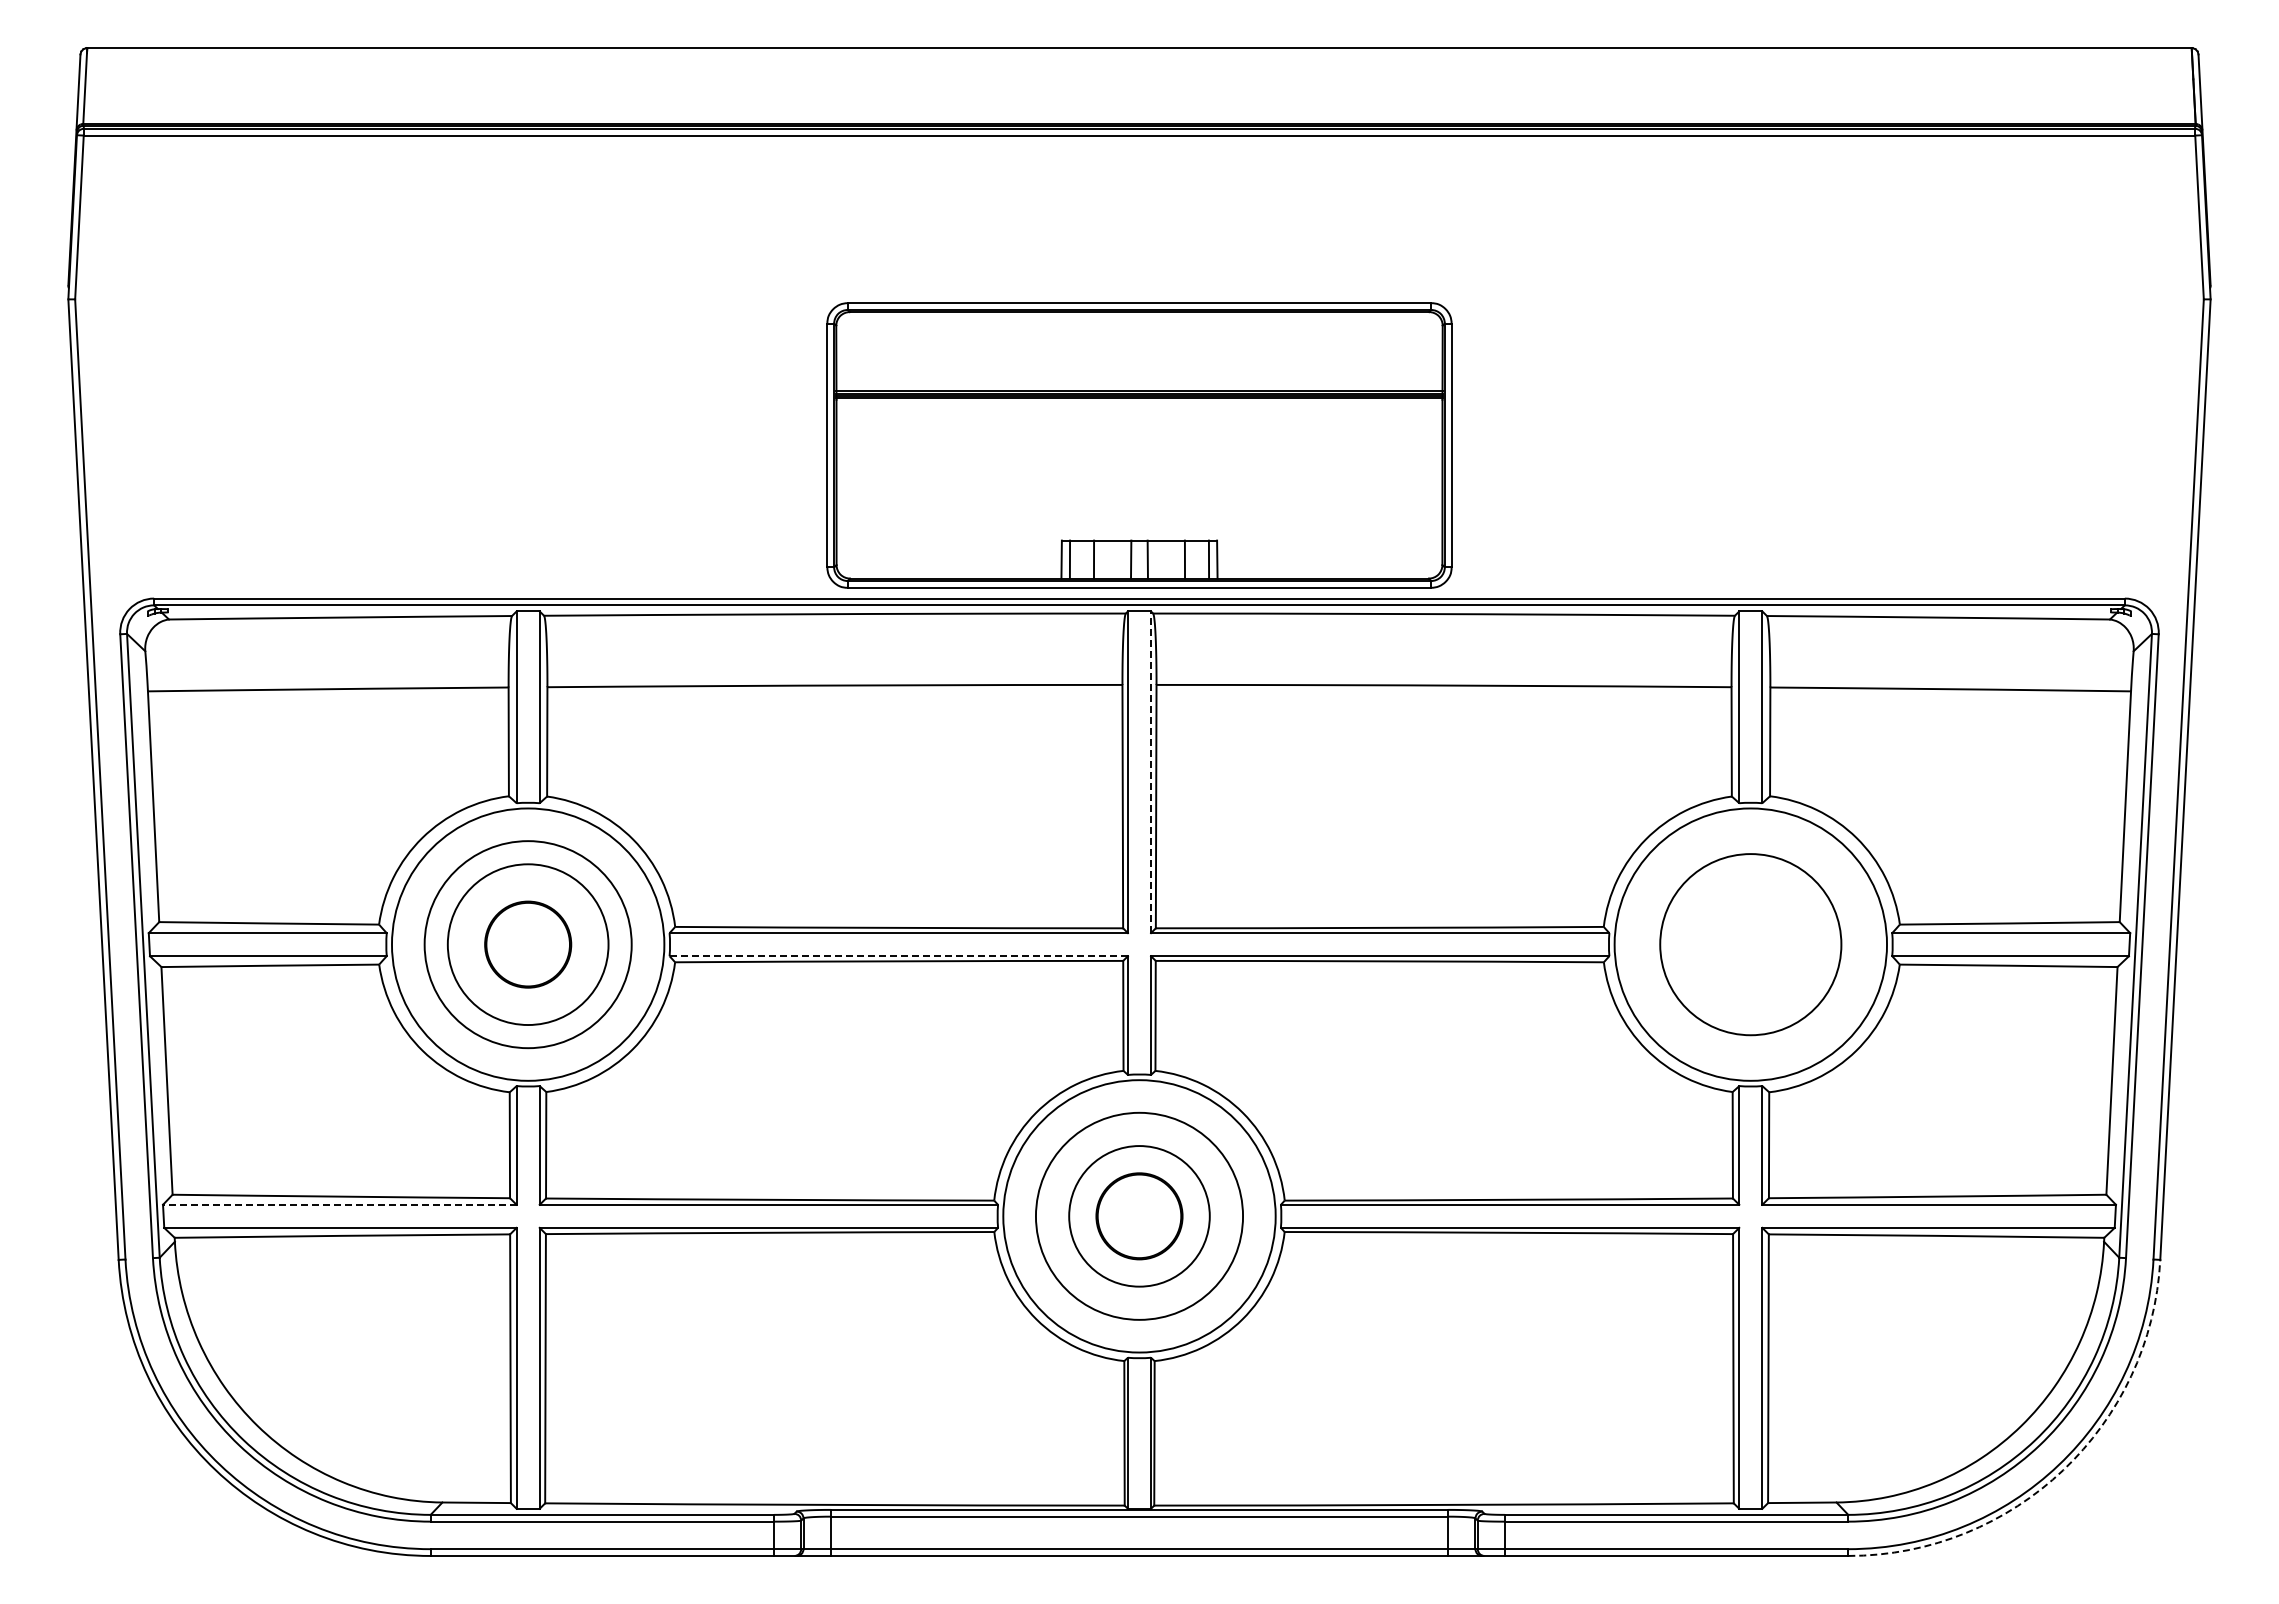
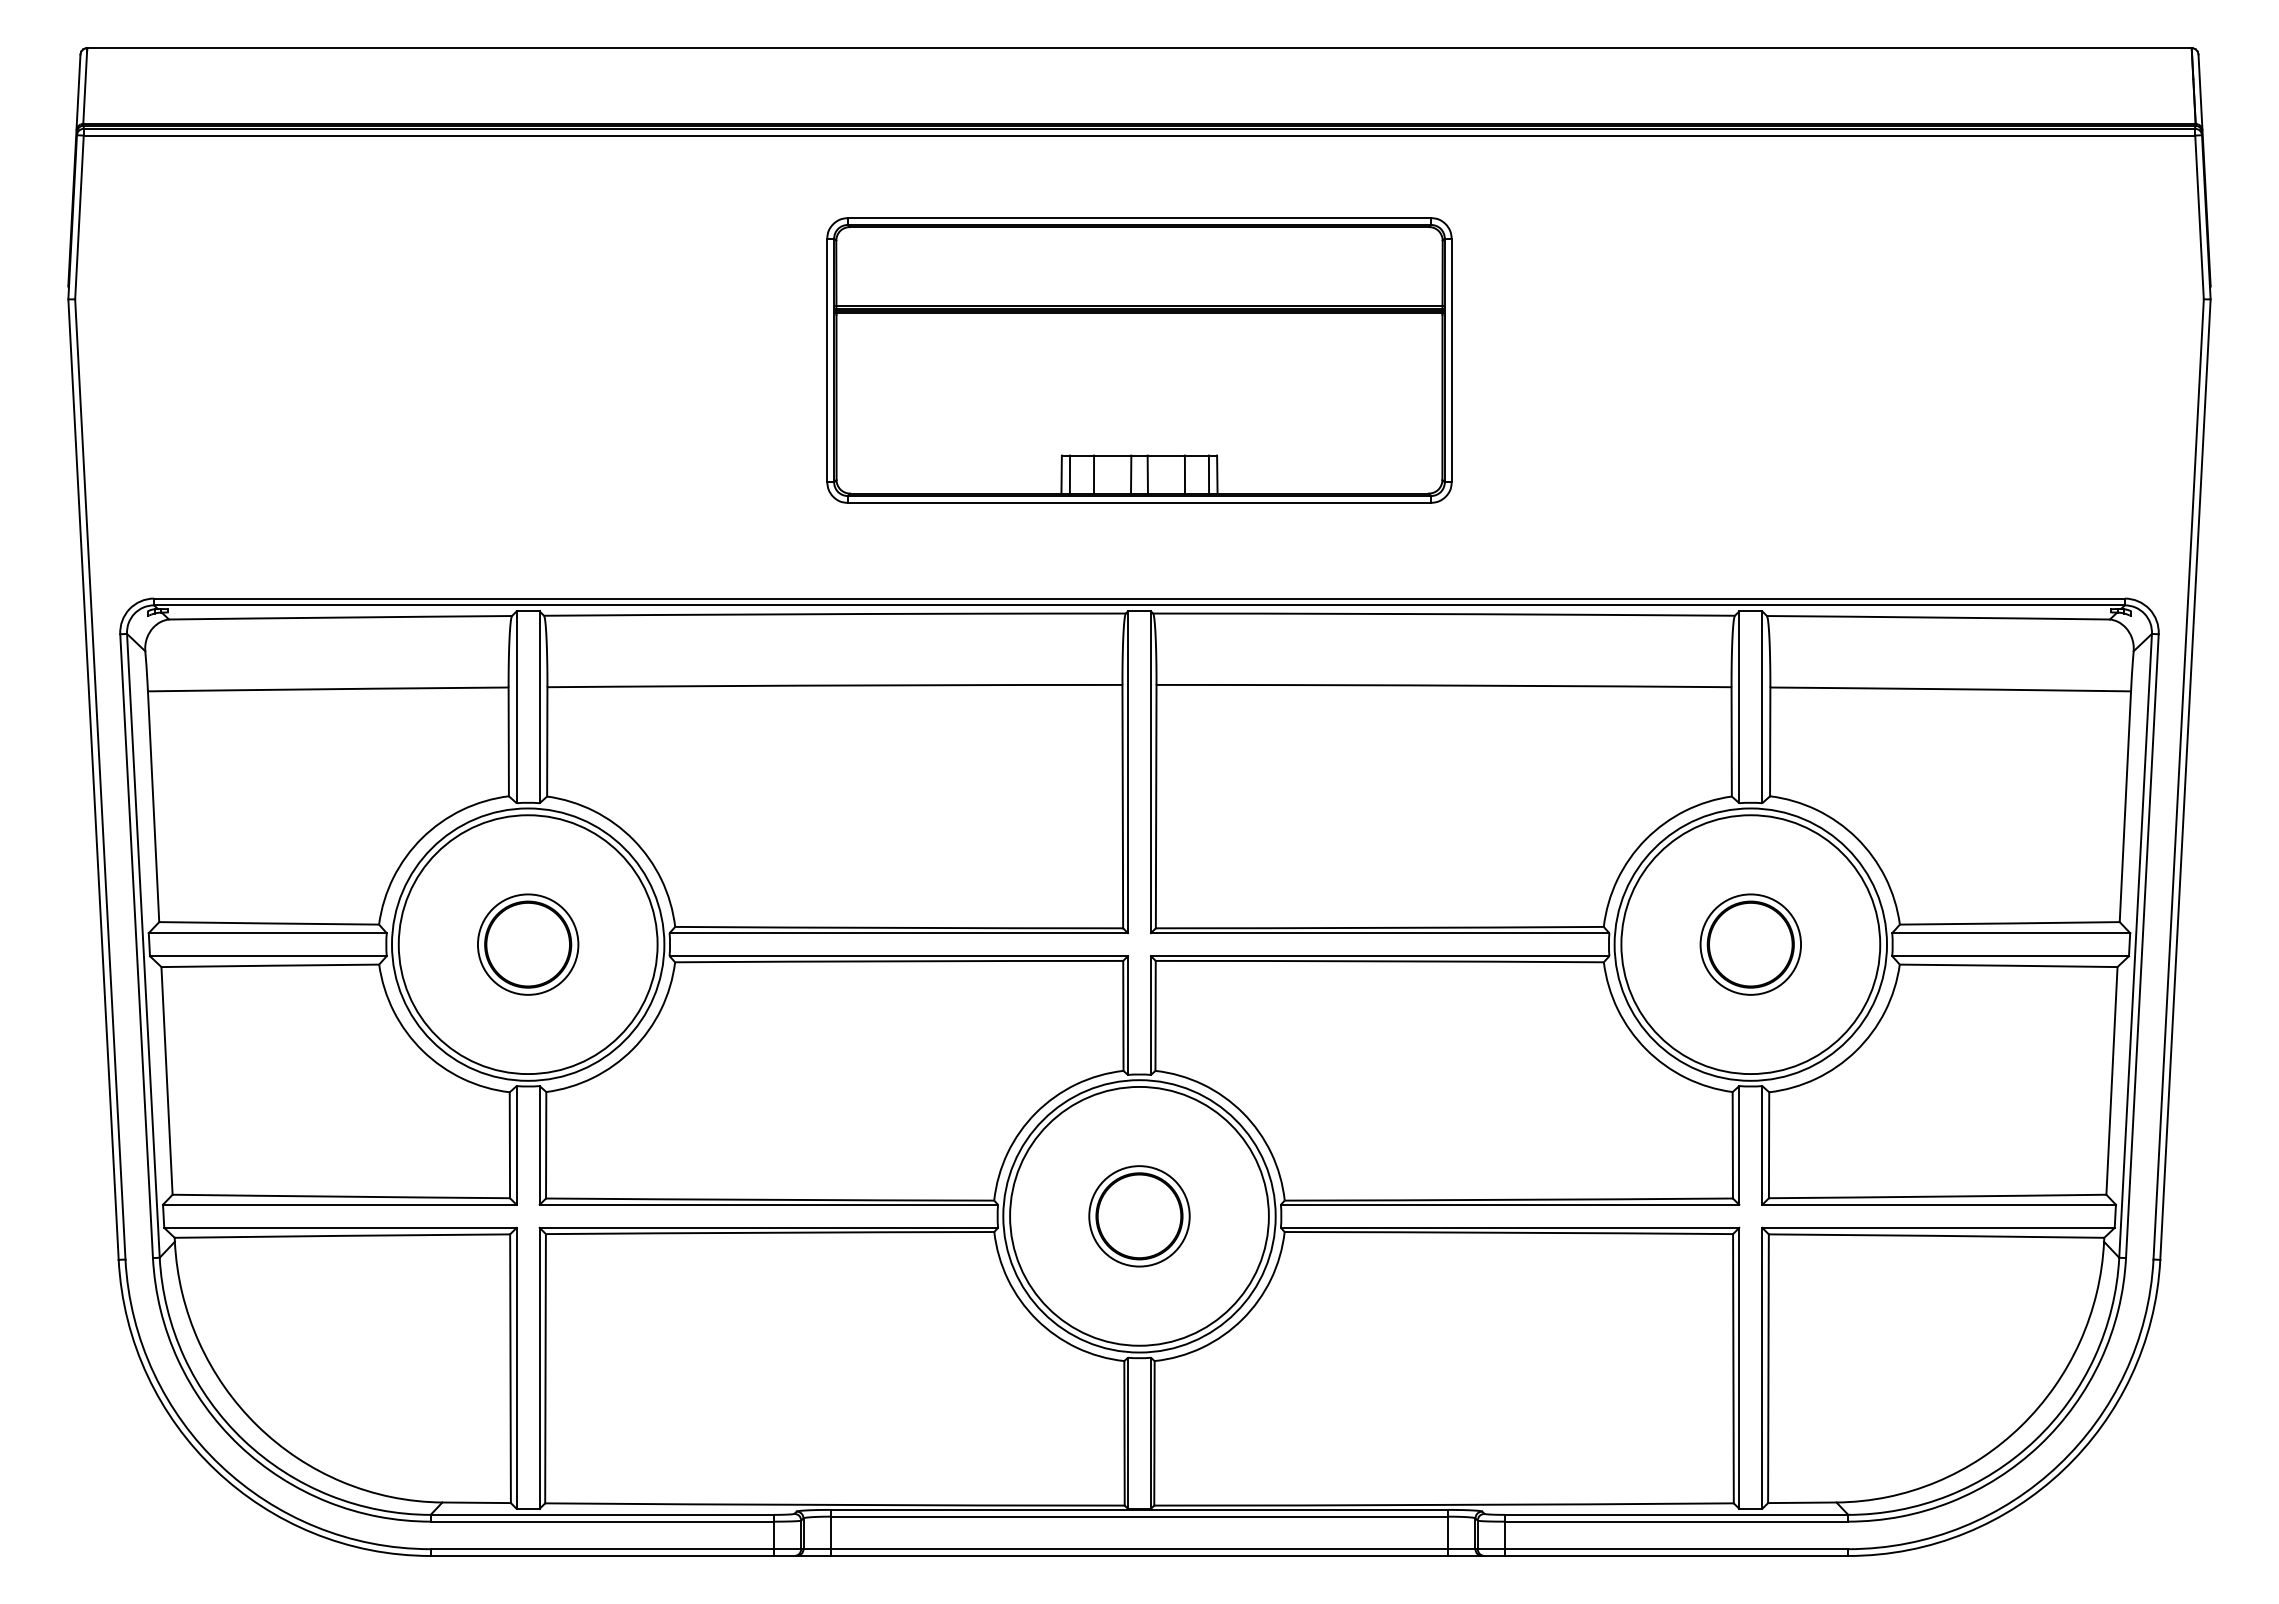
part position: (1139, 445) -> (1139, 360) (1139, 360)
line: dashed -> solid (1151, 772)
circle diameter: 161 px -> 100 px (527, 944)
circle diameter: 207 px -> 259 px (527, 944)
circle diameter: 181 px -> 259 px (1750, 944)
part: none -> present (1750, 944)
line: dashed -> solid (899, 956)
line: dashed -> solid (339, 1204)
circle diameter: 207 px -> 259 px (1139, 1215)
circle diameter: 141 px -> 100 px (1139, 1216)
arc: dashed -> solid (2063, 1470)
